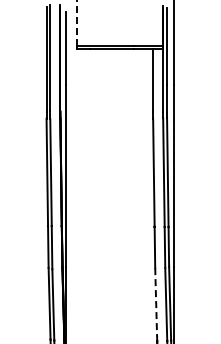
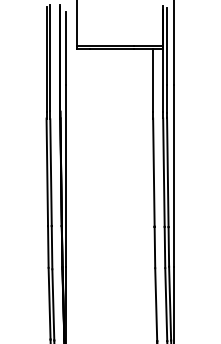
line: dashed -> solid (77, 22)
line: dashed -> solid (156, 304)
